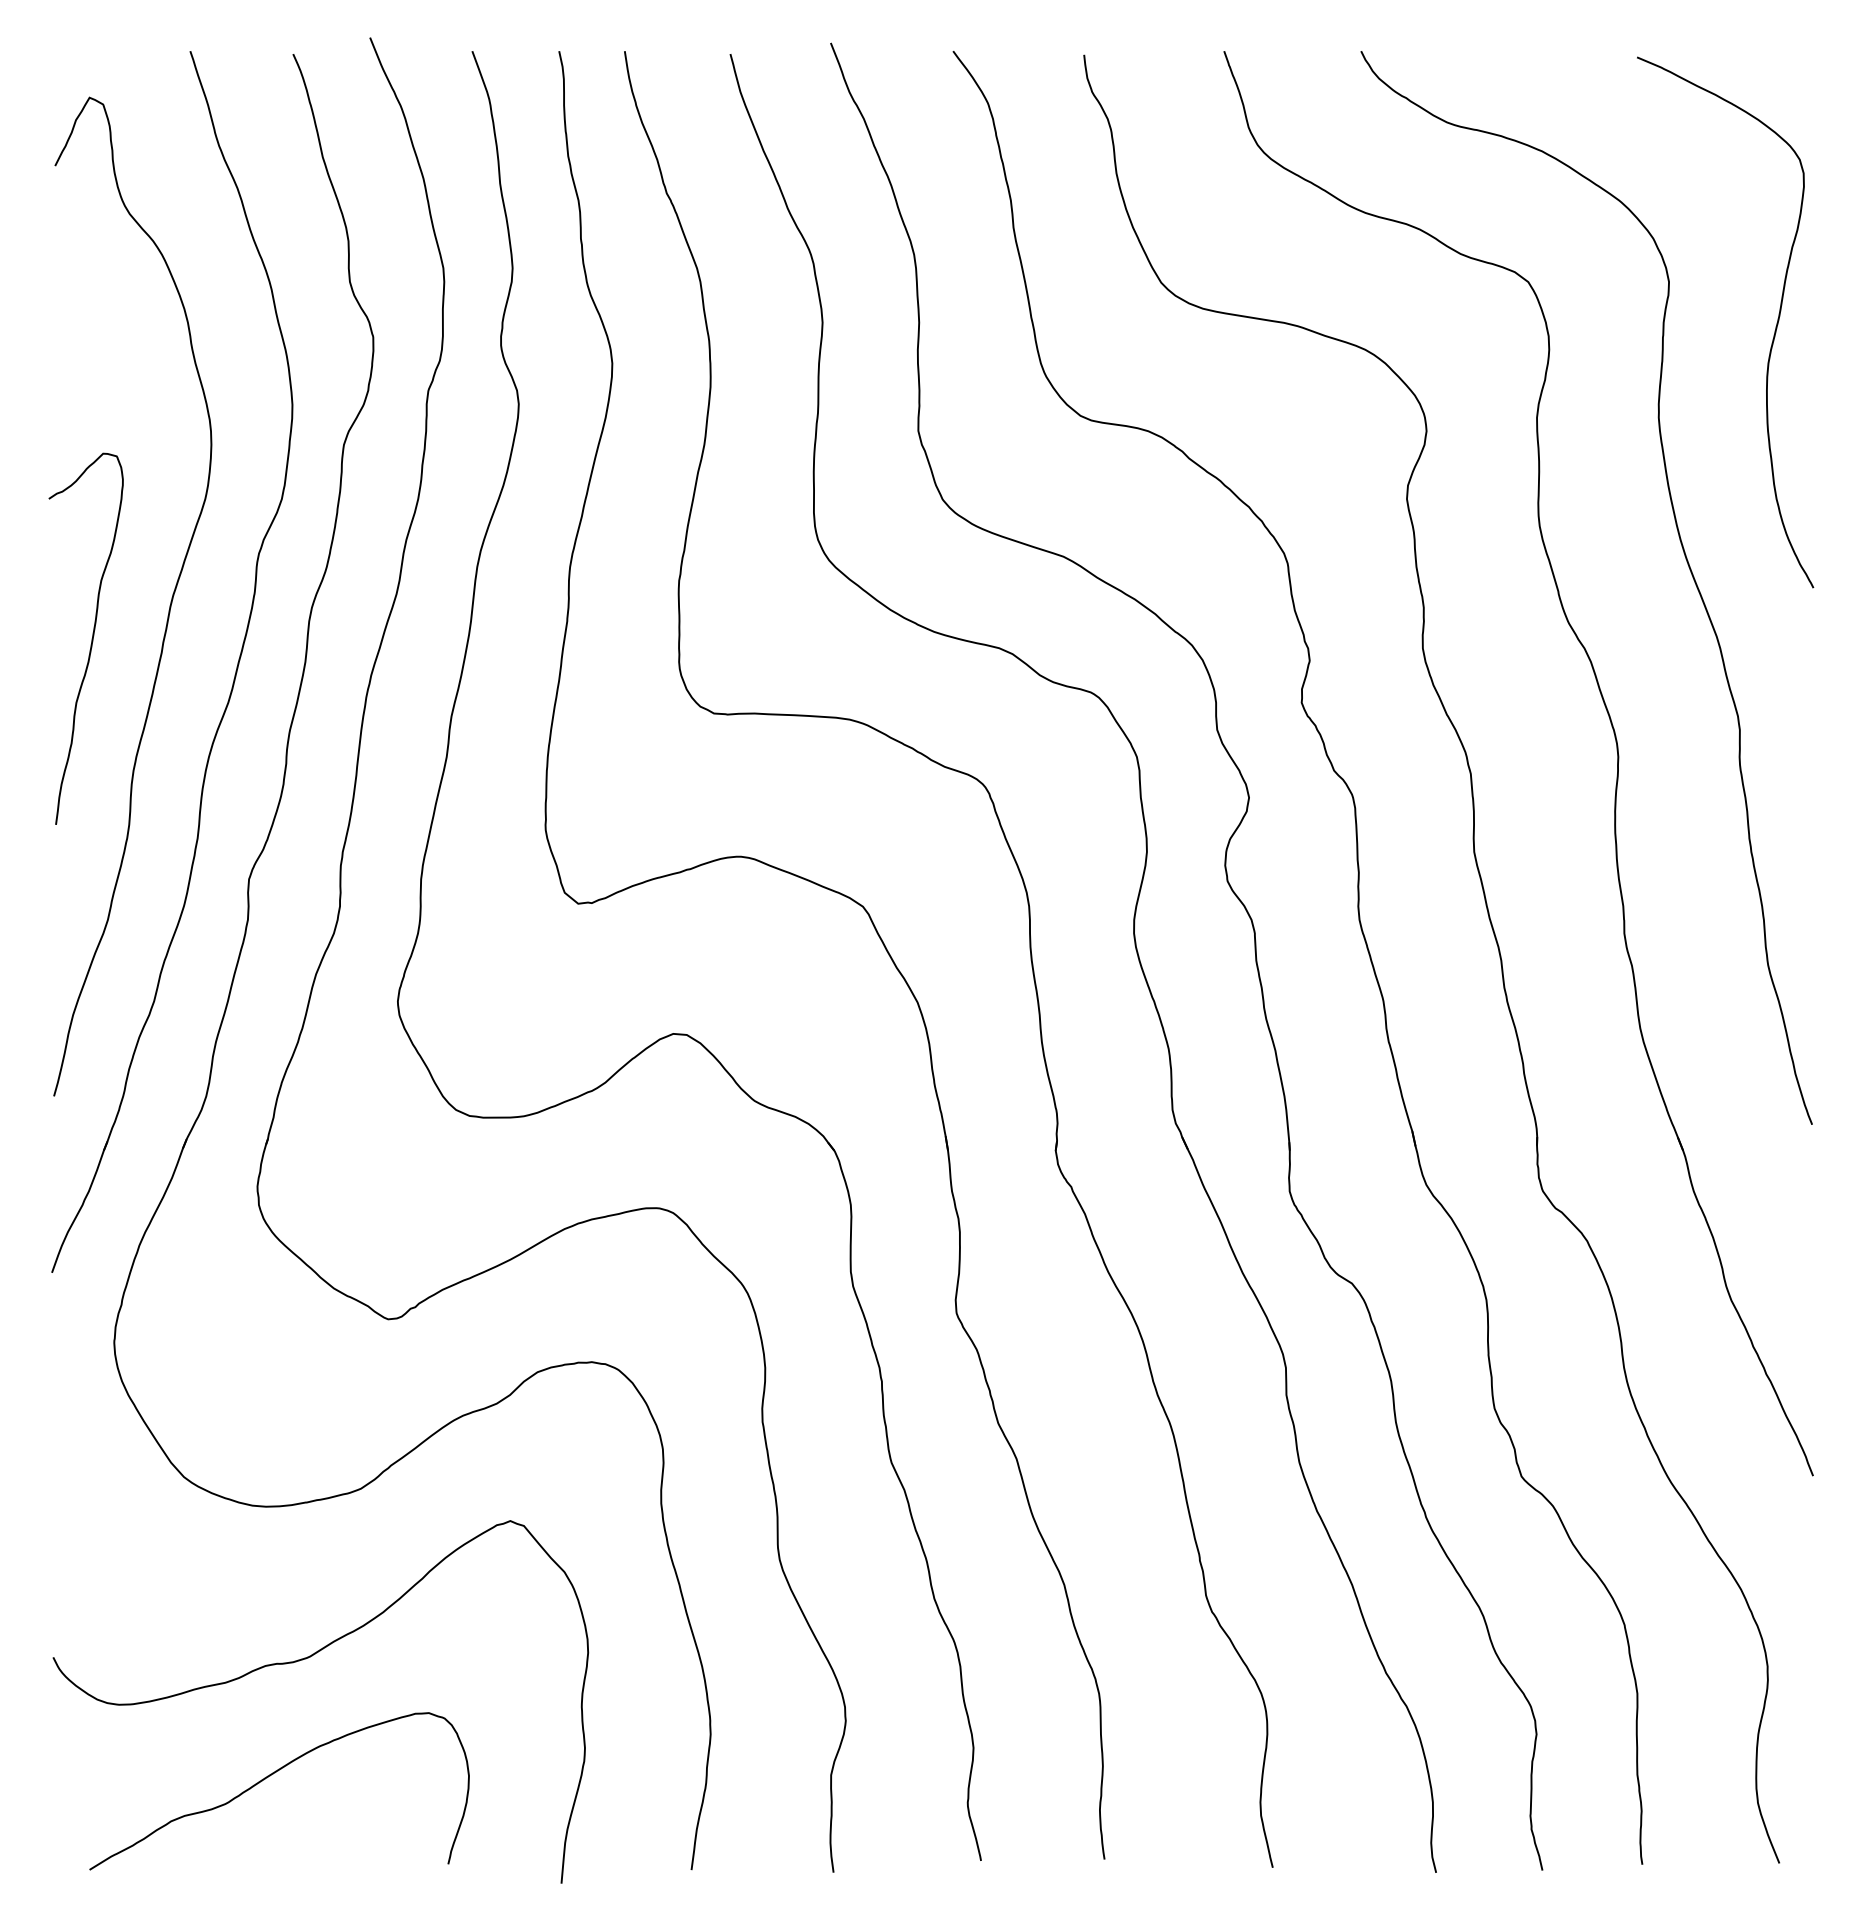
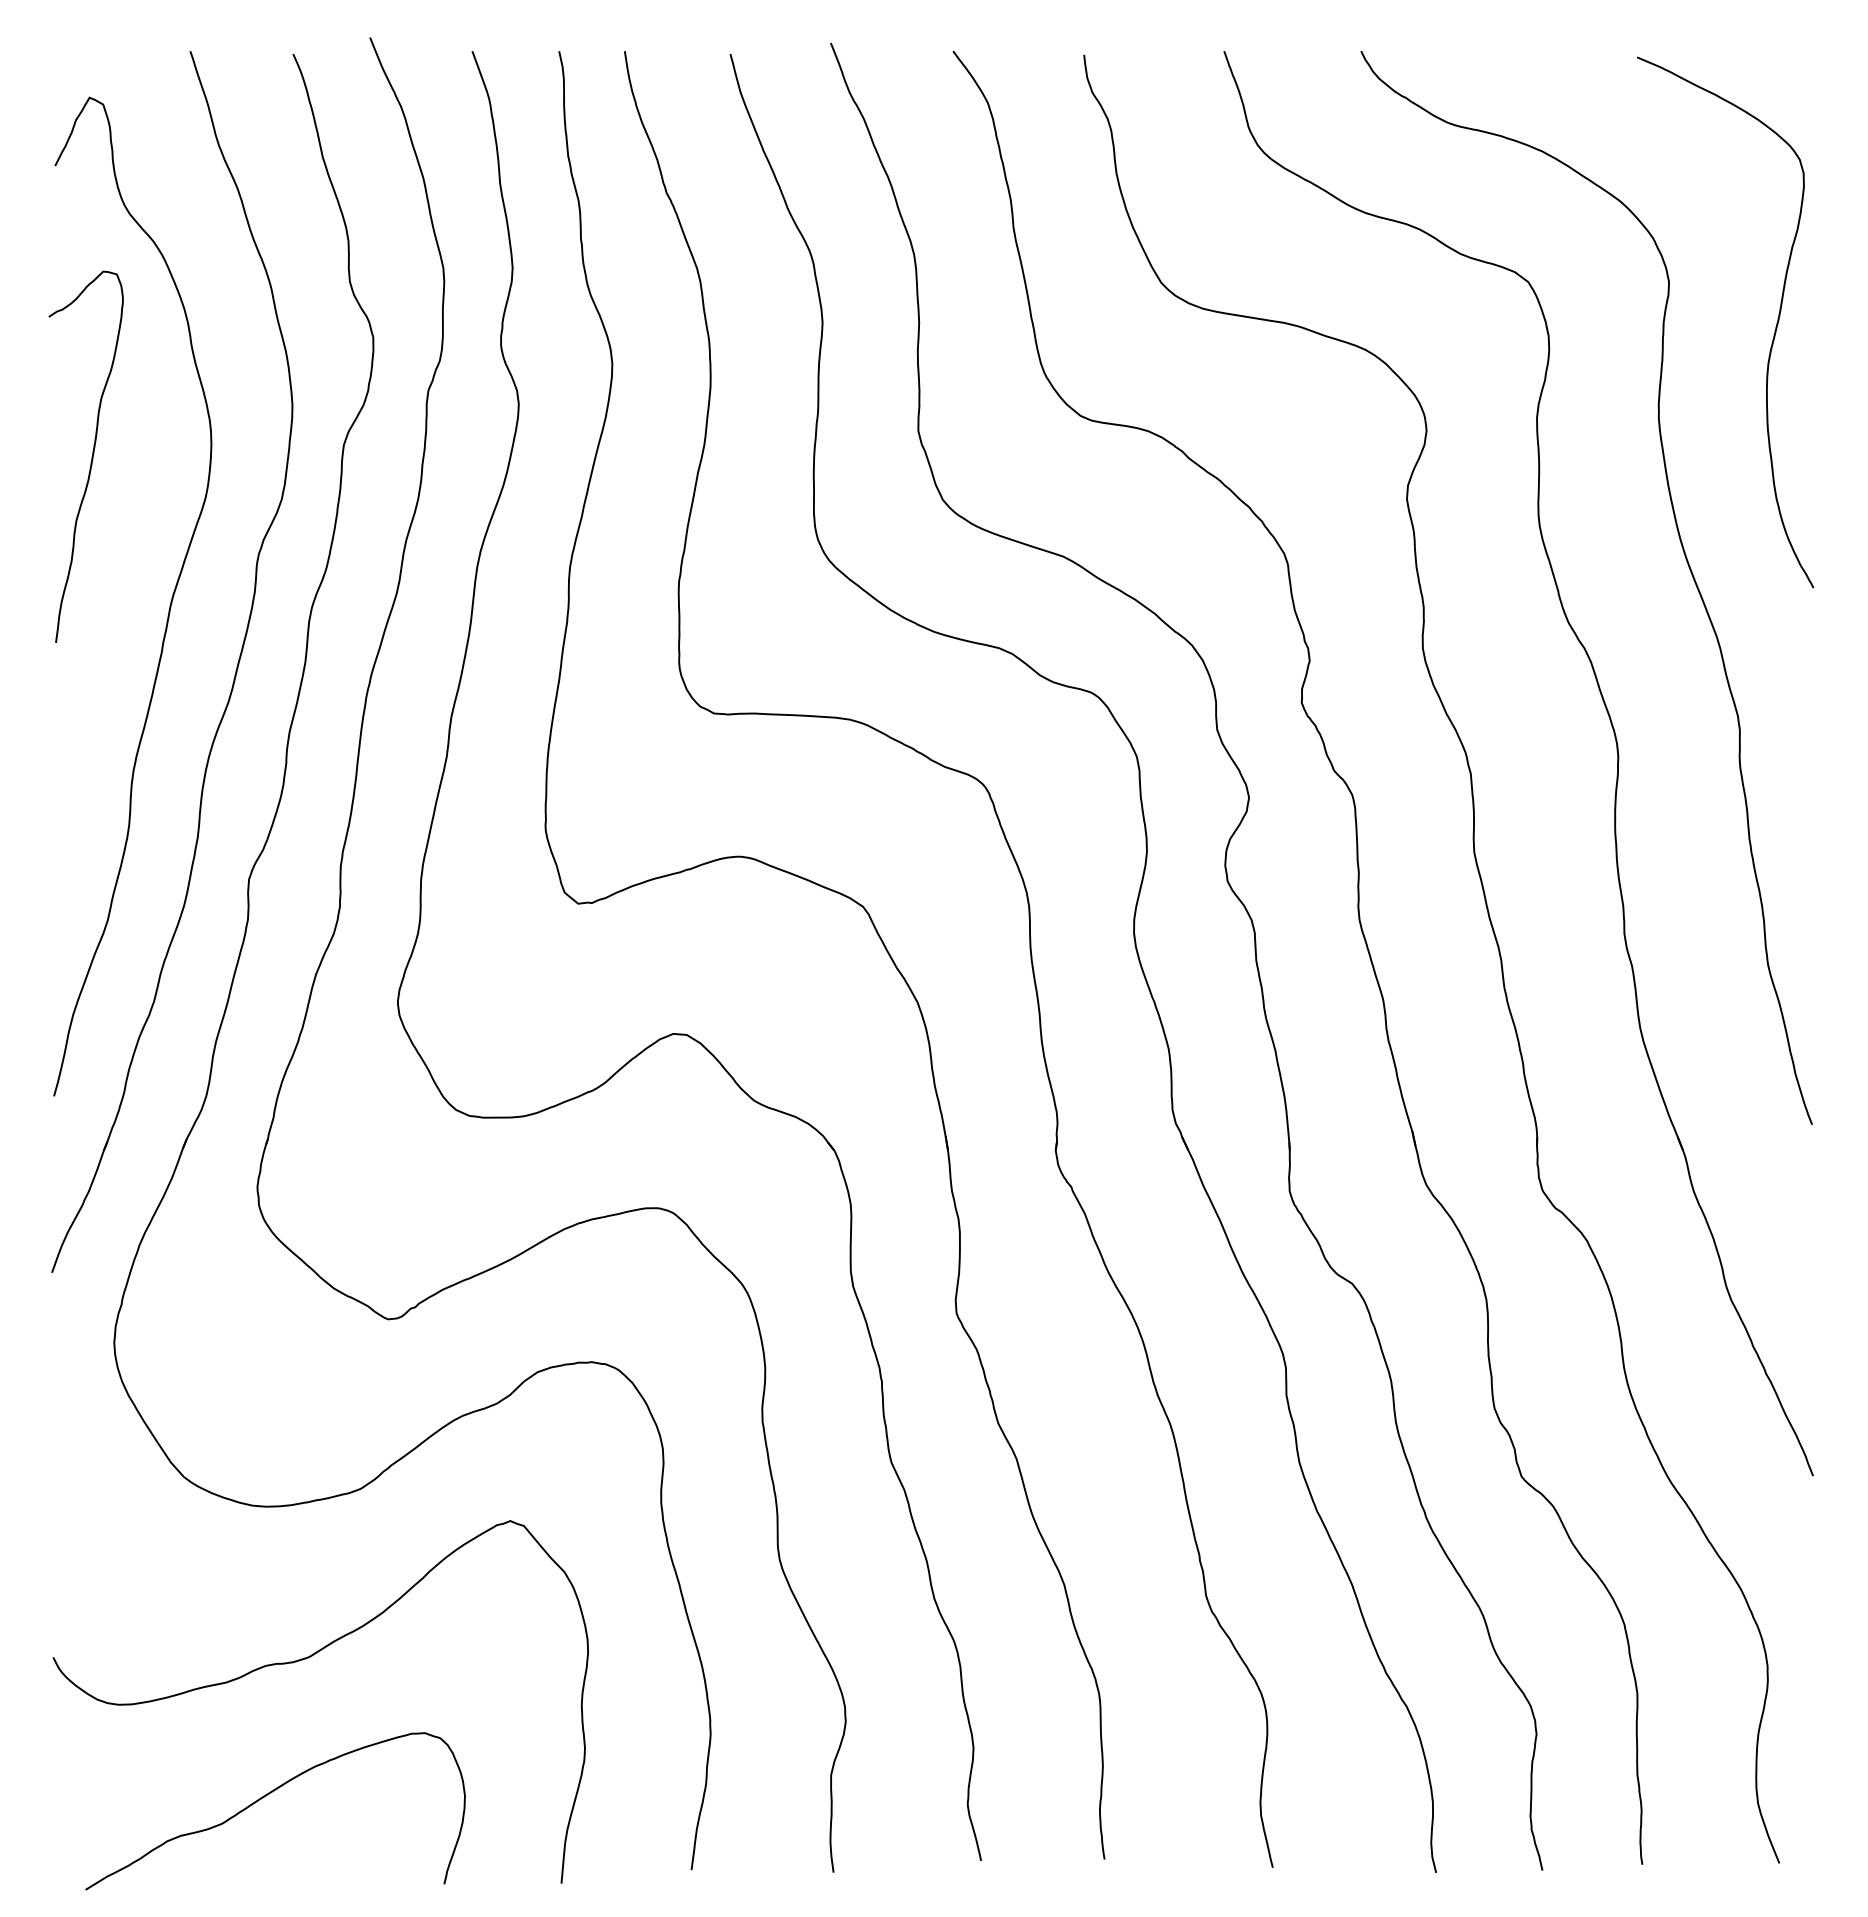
curve position: (91, 638) -> (91, 456) (91, 456)
curve position: (270, 1776) -> (266, 1796) (266, 1796)
